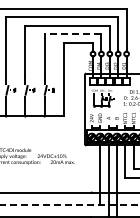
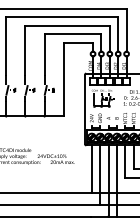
line: dashed -> solid (72, 34)
line: none -> present (91, 168)
line: dashed -> solid (70, 204)
